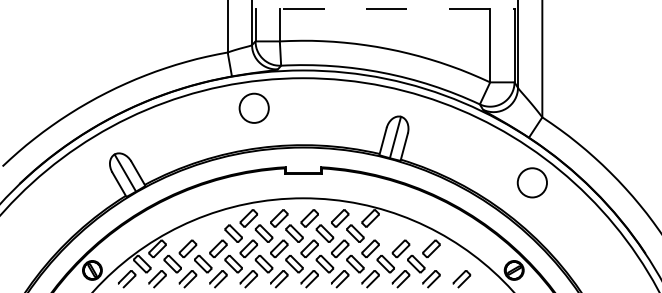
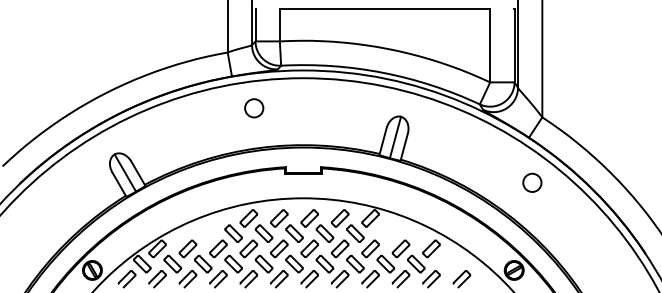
line: dashed -> solid (384, 8)
circle diameter: 29 px -> 18 px (254, 108)
circle diameter: 29 px -> 18 px (532, 182)
